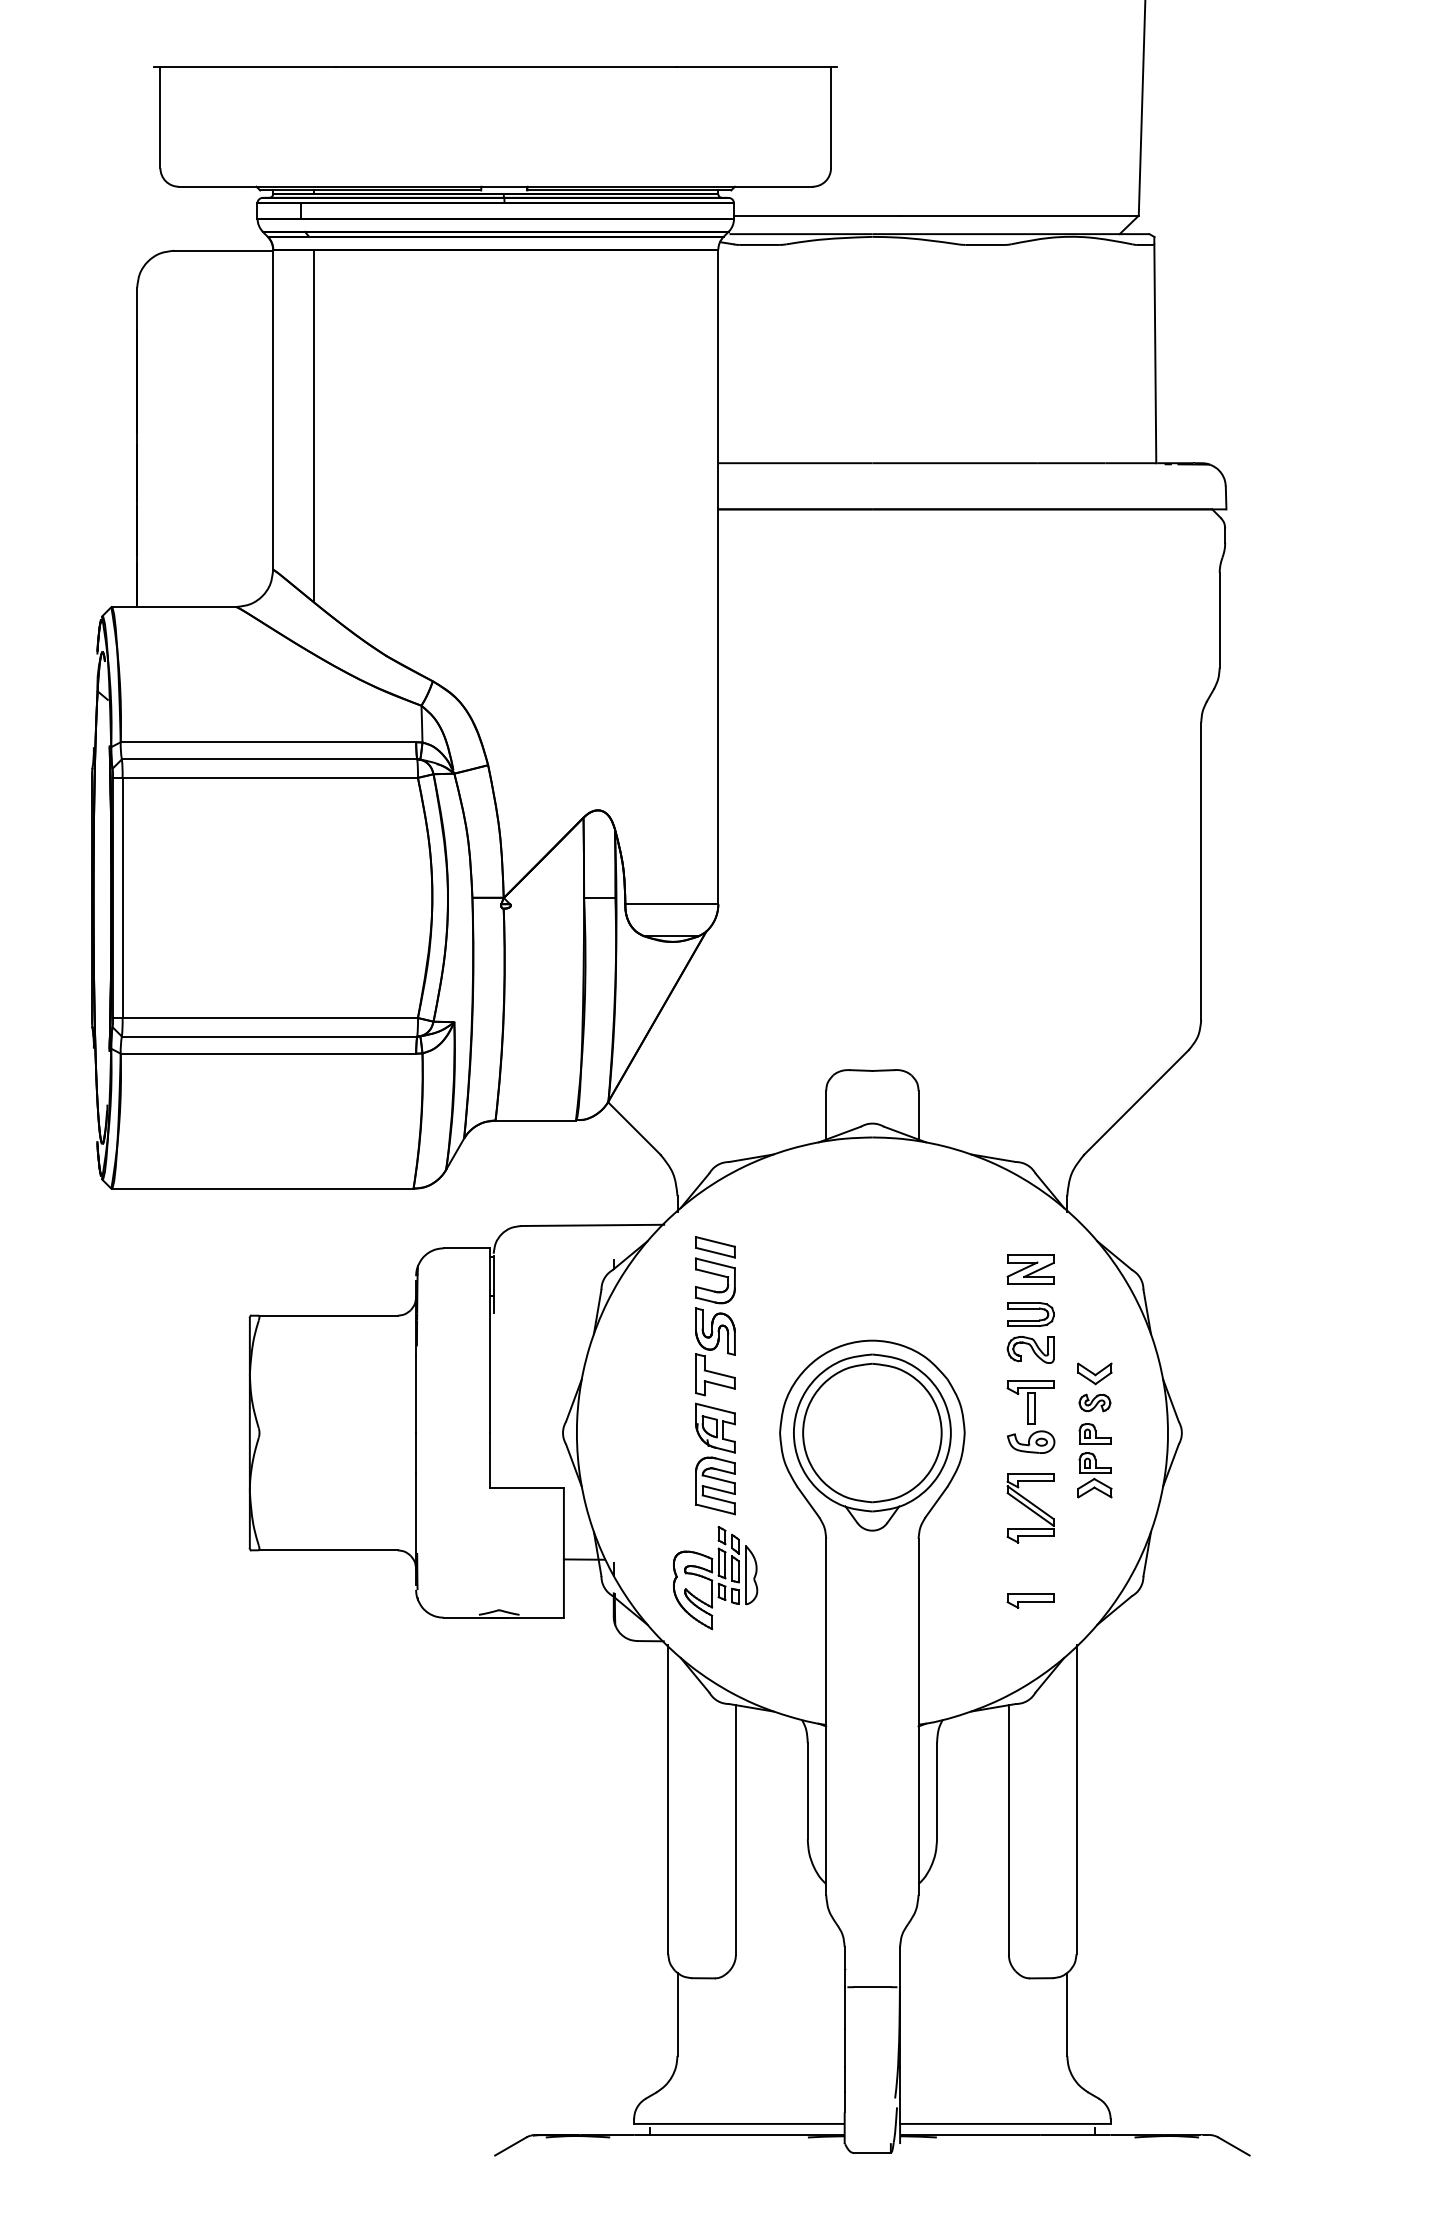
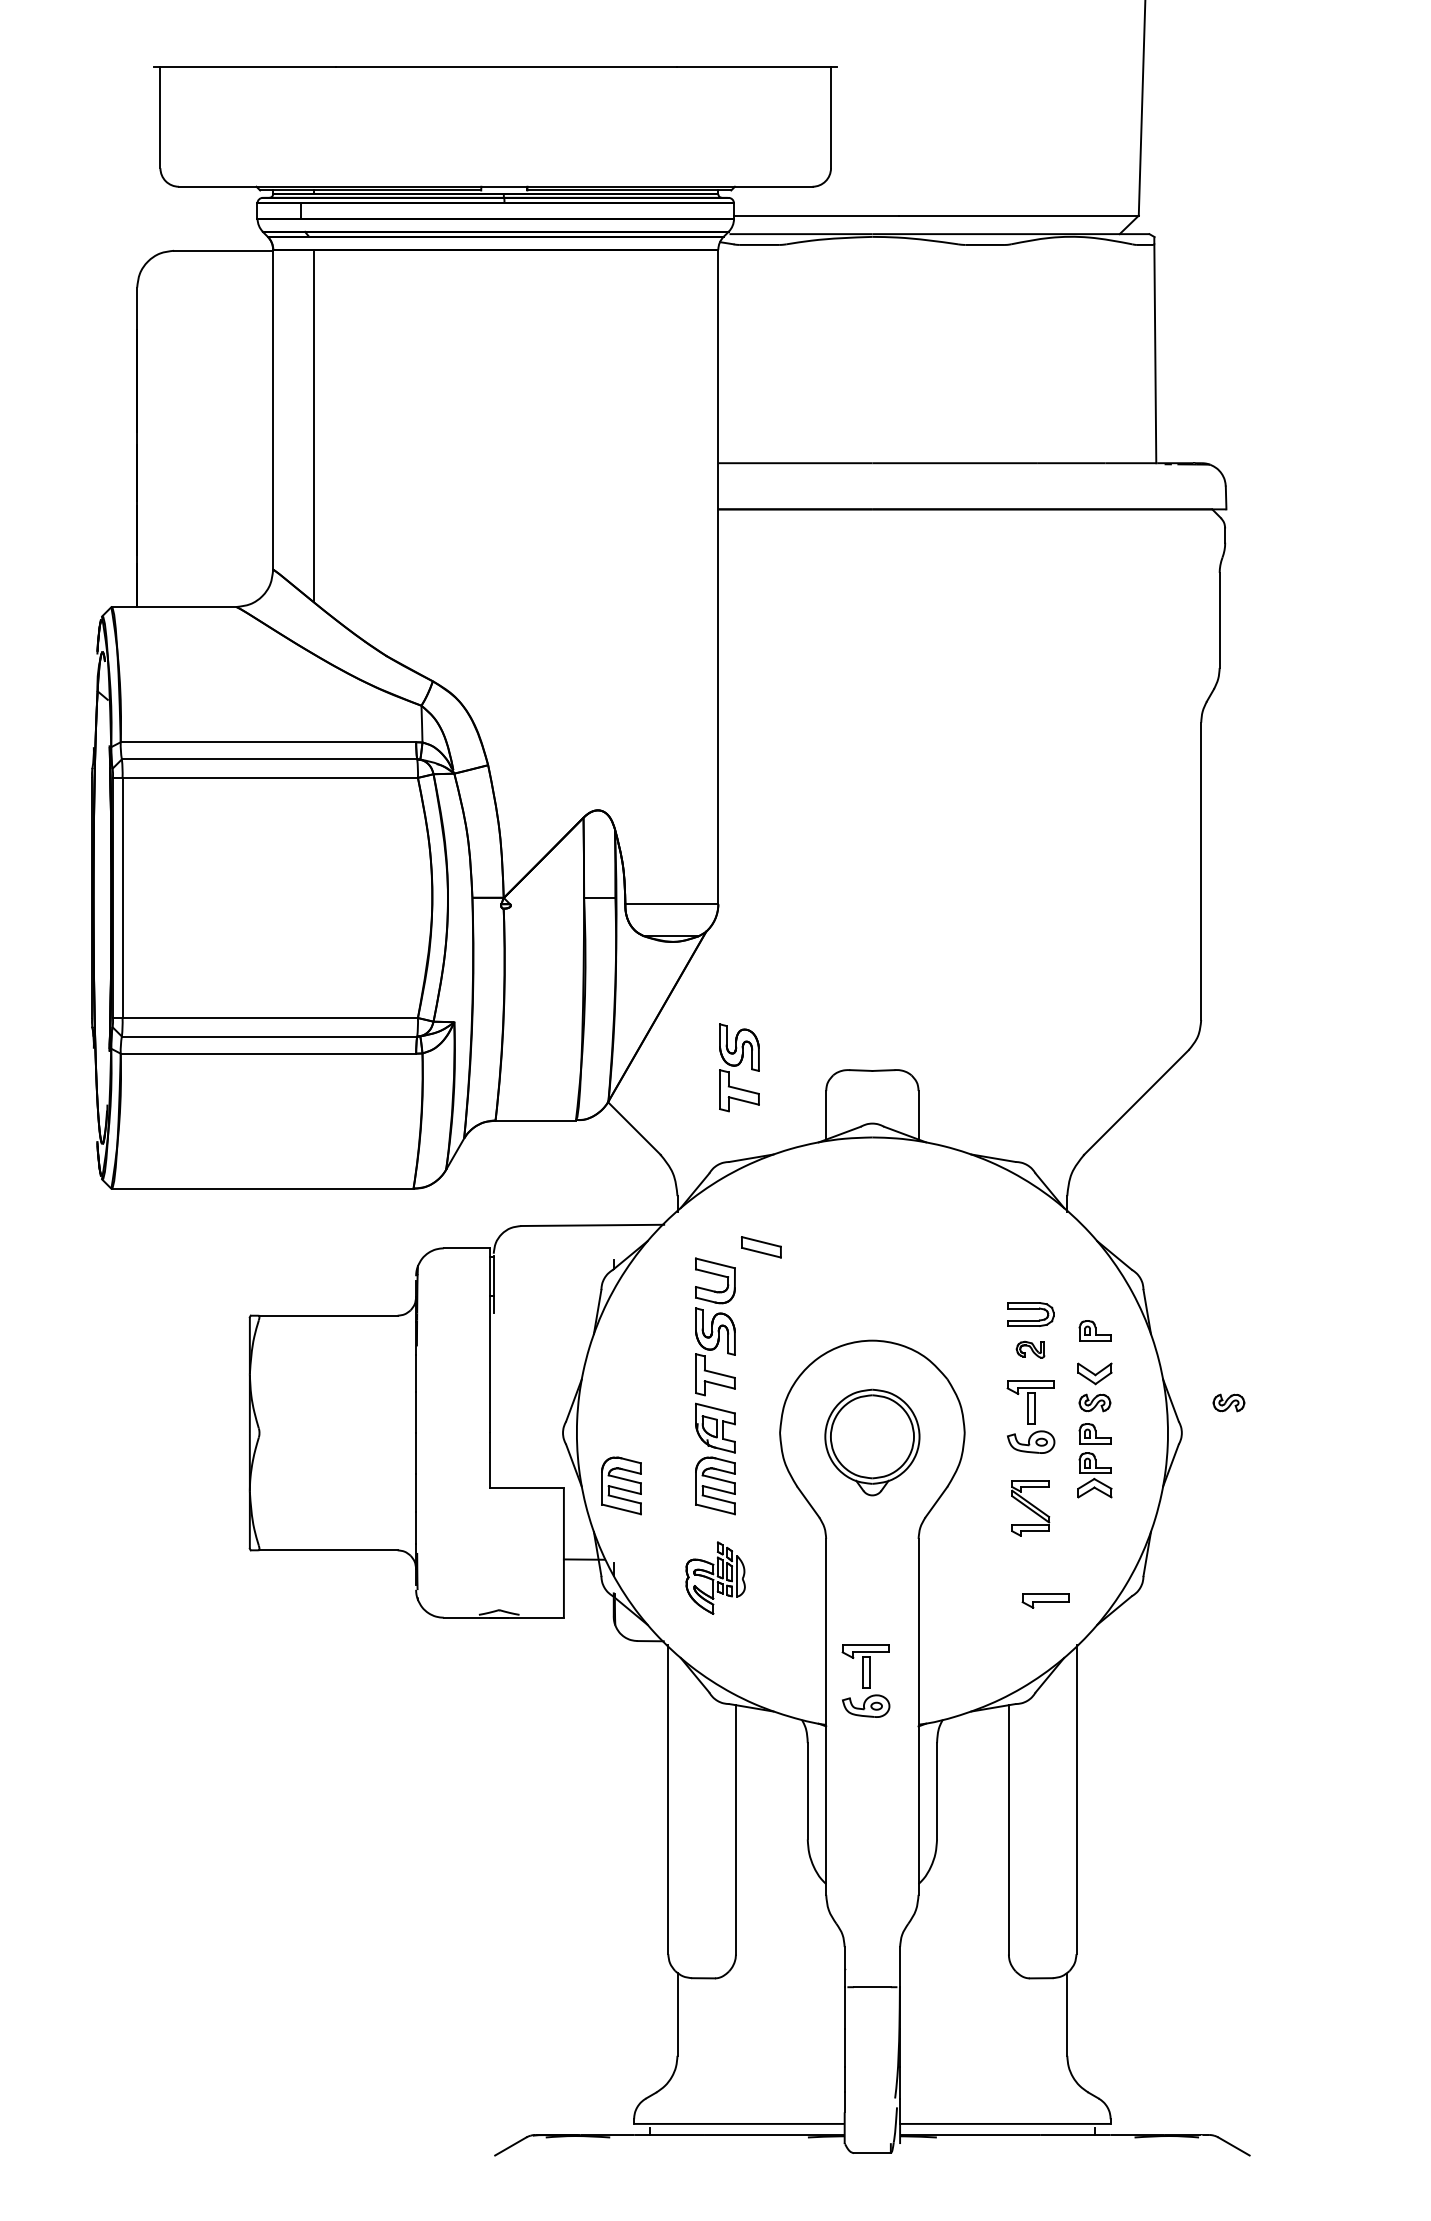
part: none -> present (739, 1067)
part position: (715, 1247) -> (761, 1247) (761, 1247)
part: present -> none (1030, 1269)
part: none -> present (1094, 1330)
part size: 49x29 px -> 31x19 px (1030, 1349)
part: none -> present (1228, 1402)
part size: 159x179 px -> 97x109 px (872, 1442)
part: none -> present (621, 1485)
part size: 49x71 px -> 40x57 px (1030, 1508)
part size: 86x105 px -> 61x74 px (715, 1577)
part position: (1030, 1600) -> (1045, 1600) (1045, 1600)
part: none -> present (865, 1680)
